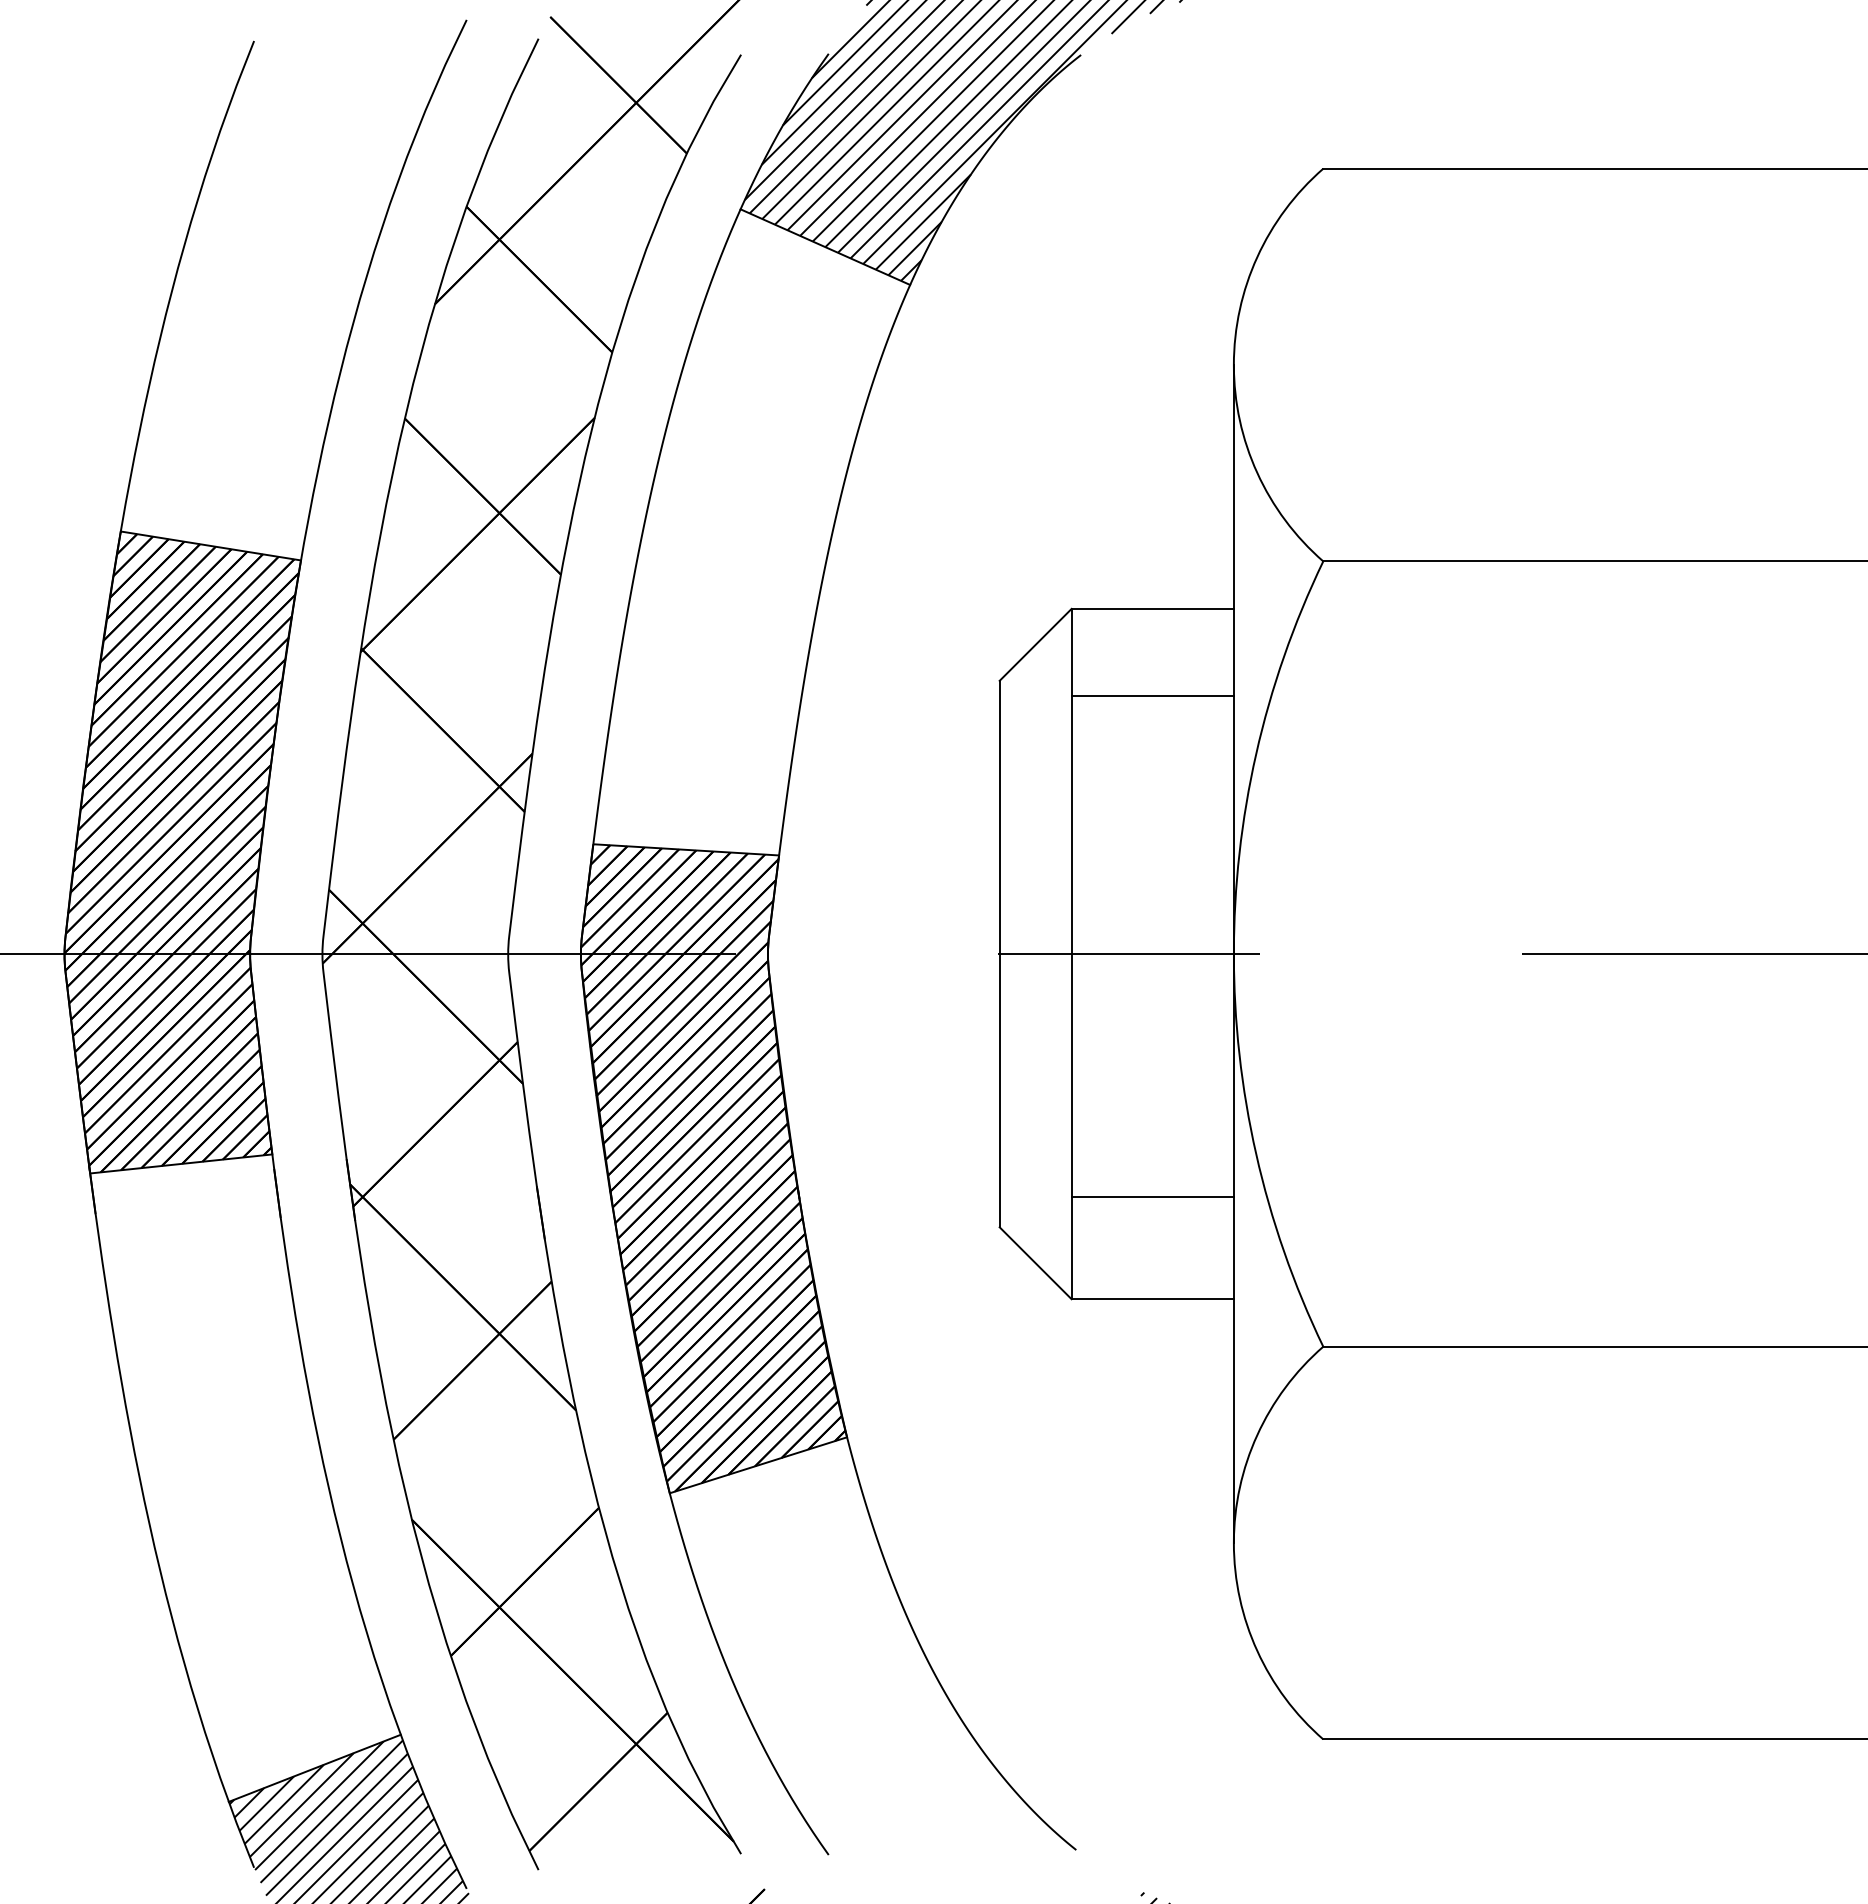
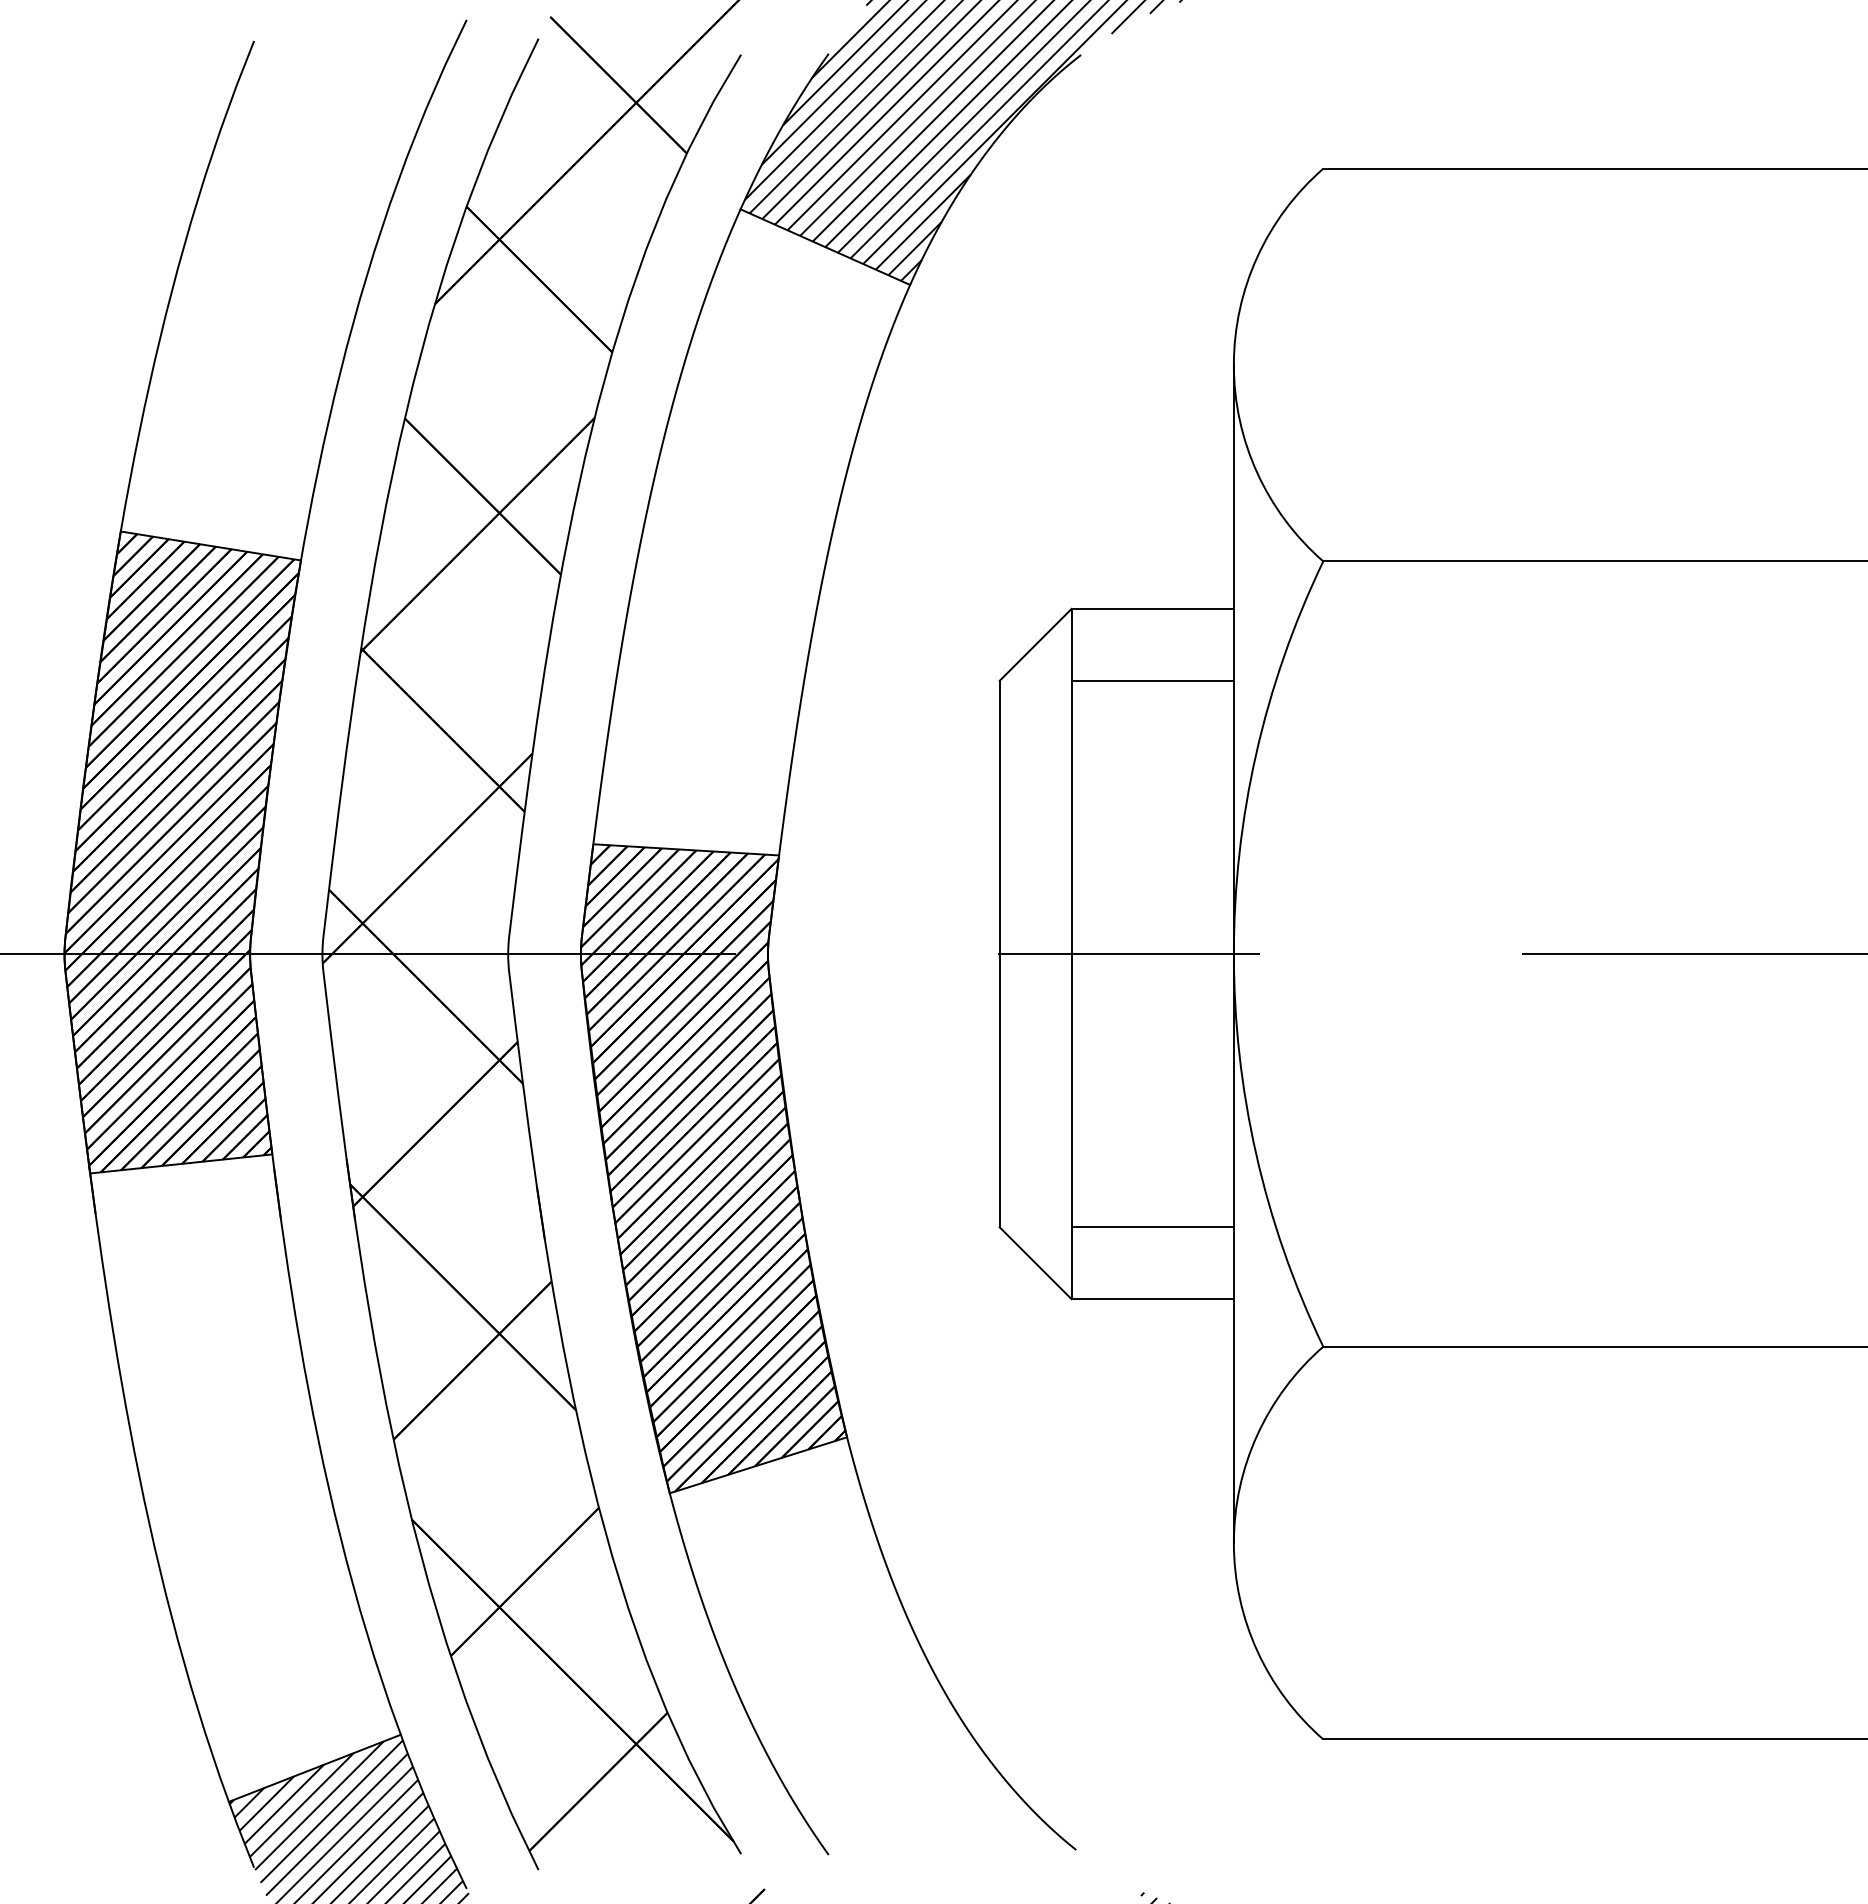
line position: (1152, 695) -> (1152, 680) (1152, 680)
line position: (1152, 1197) -> (1152, 1227) (1152, 1227)
